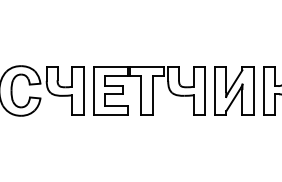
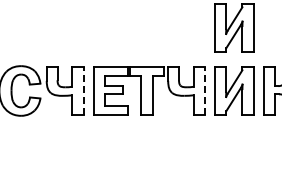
part: none -> present (234, 27)
line: solid -> dashed (83, 90)
line: solid -> dashed (205, 90)
